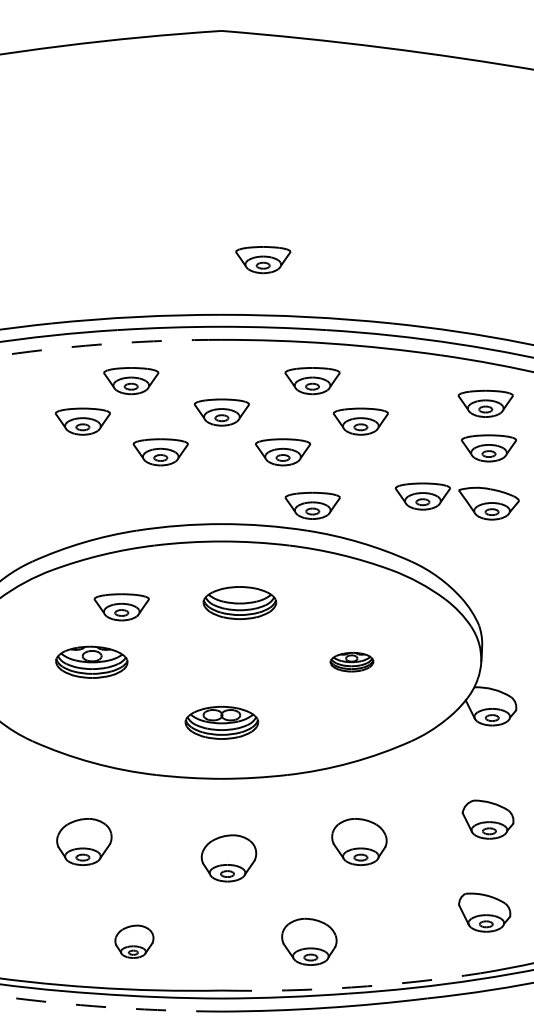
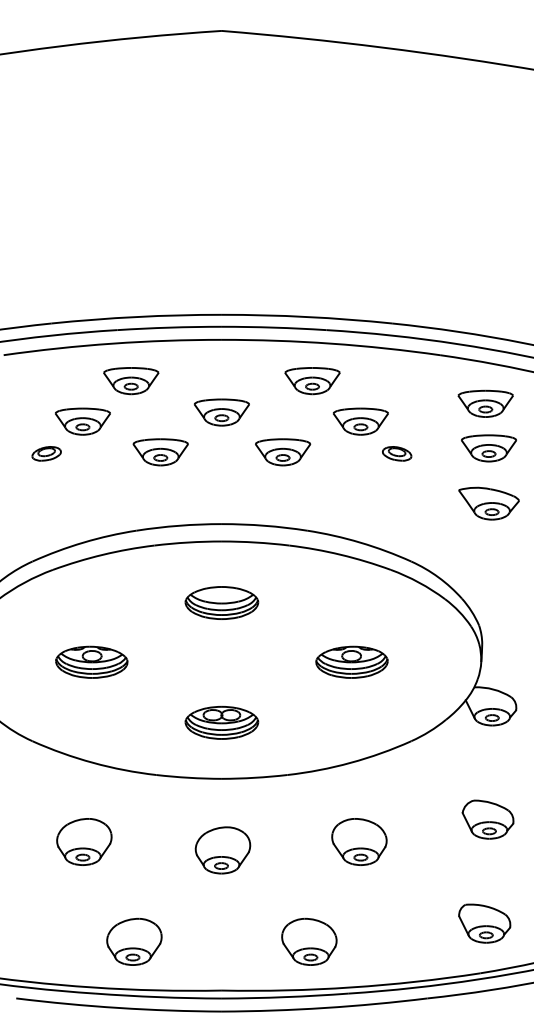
part: present -> none (263, 260)
arc: dashed -> solid (112, 343)
part: none -> present (46, 453)
part: none -> present (397, 453)
part: present -> none (422, 496)
part: present -> none (312, 505)
part position: (239, 602) -> (221, 602) (221, 602)
part: present -> none (121, 607)
part size: 46x21 px -> 74x34 px (351, 661)
part position: (228, 858) -> (222, 850) (222, 850)
part position: (484, 912) -> (484, 923) (484, 923)
part size: 41x35 px -> 57x49 px (134, 941)
arc: dashed -> solid (351, 987)
arc: dashed -> solid (118, 1008)
